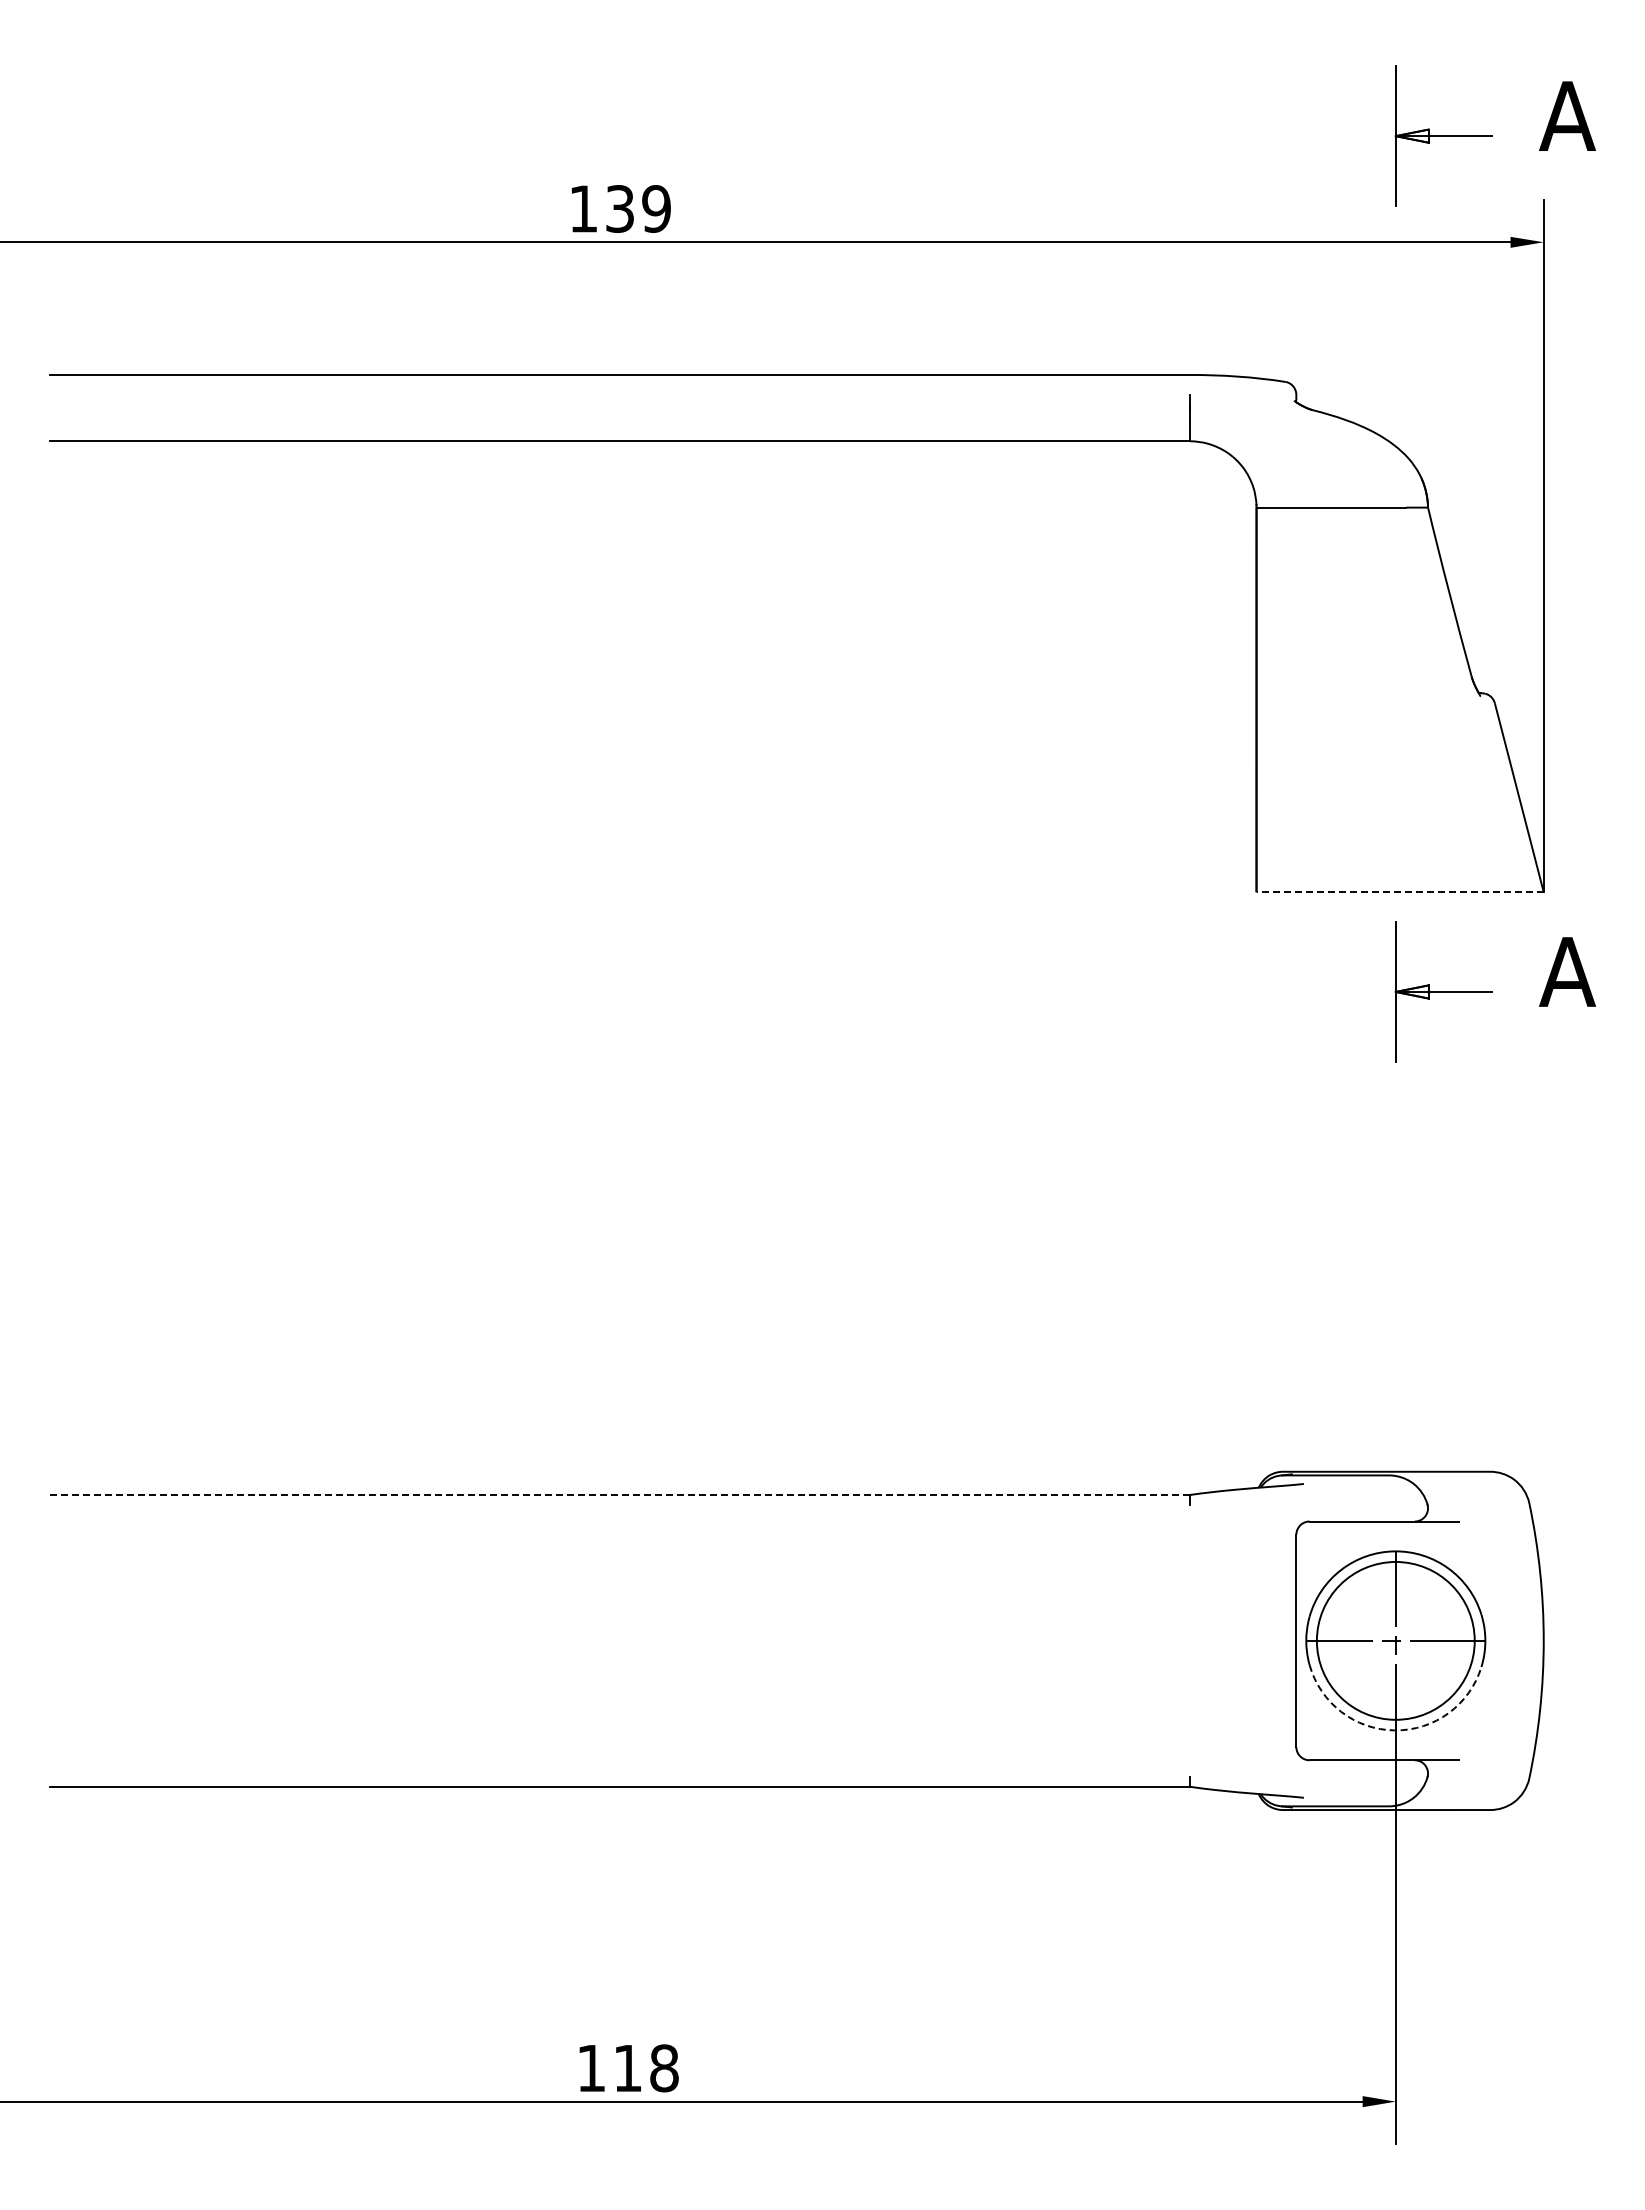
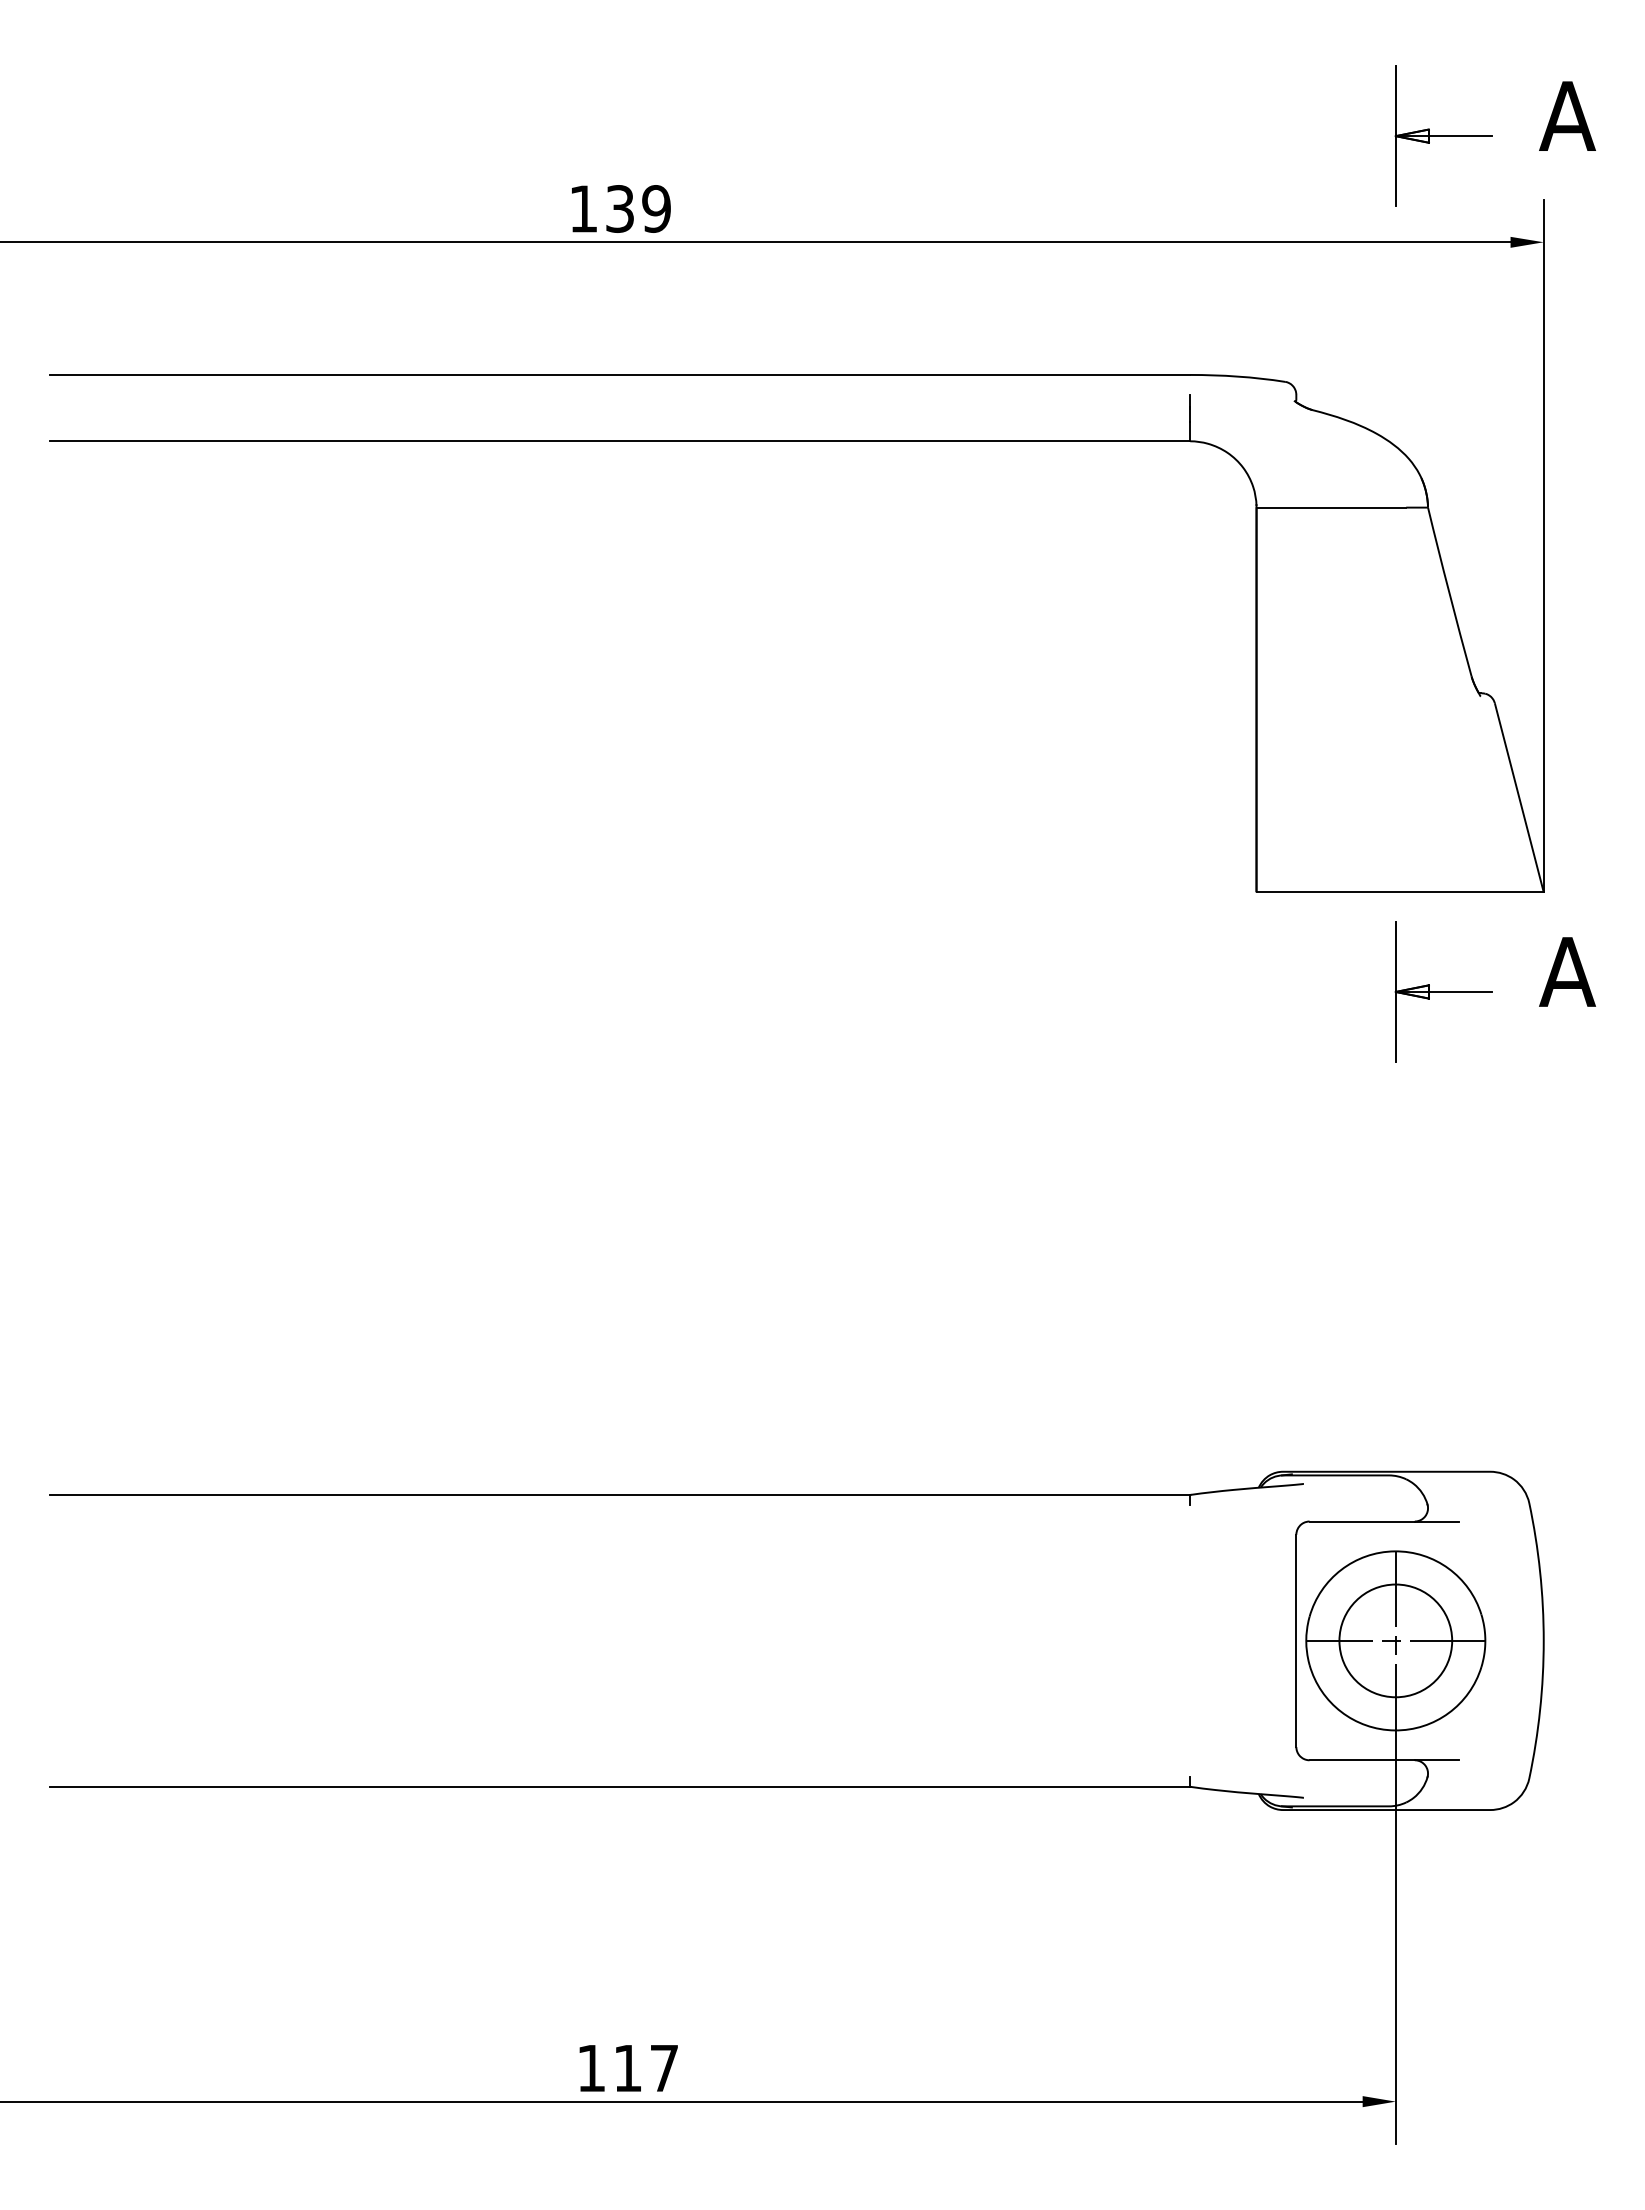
line: dashed -> solid (1400, 892)
line: dashed -> solid (620, 1495)
circle diameter: 158 px -> 113 px (1395, 1640)
arc: dashed -> solid (1394, 1730)
text: 118 -> 117 (664, 2068)
